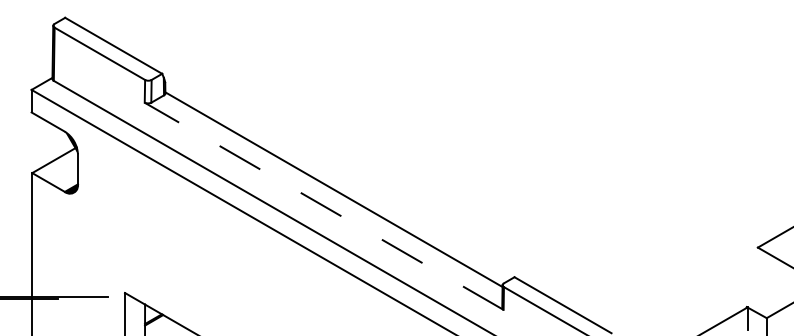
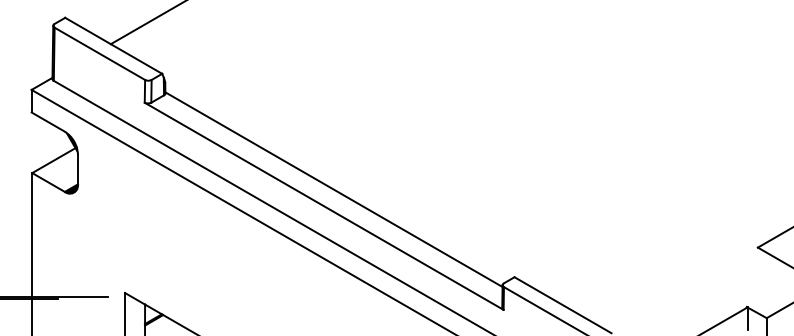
line: none -> present (146, 23)
line: dashed -> solid (323, 206)
